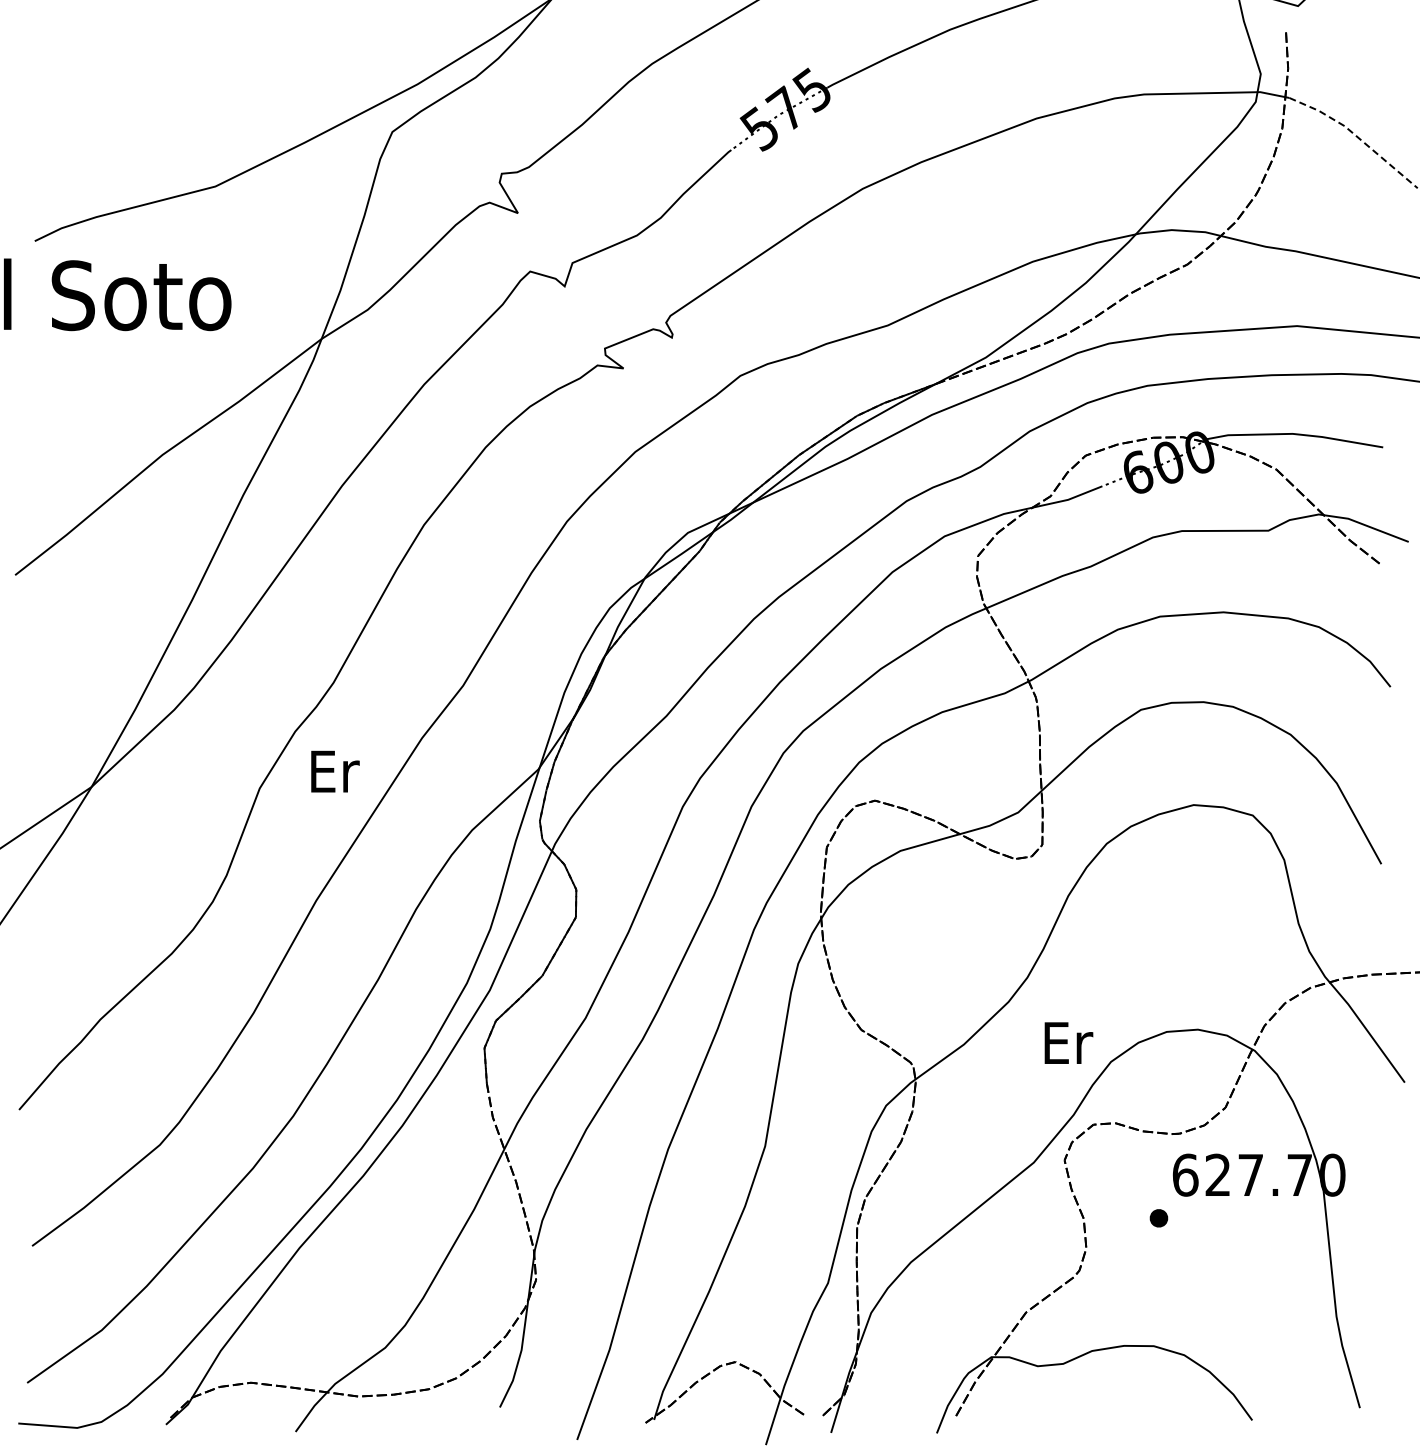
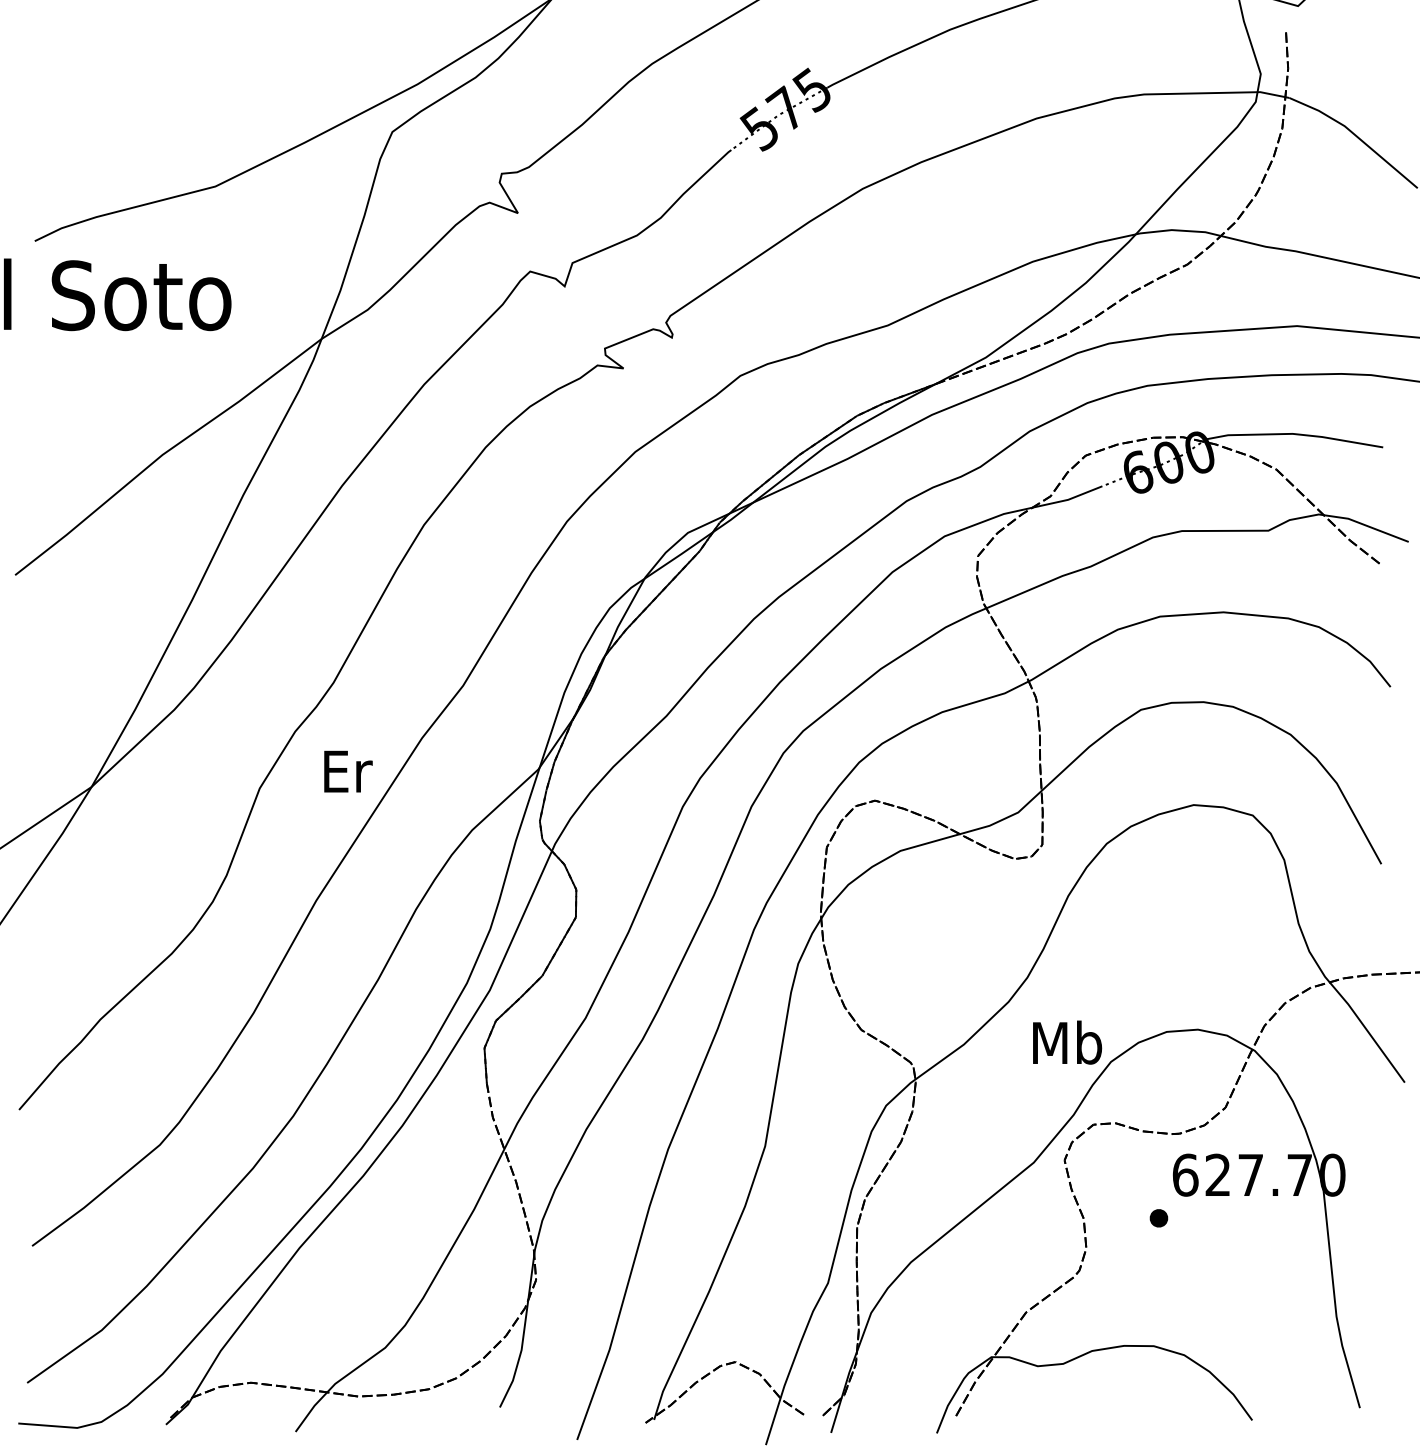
line: dashed -> solid (1356, 135)
text position: (335, 771) -> (348, 771) (348, 771)
text: Er -> Mb (1067, 1042)
